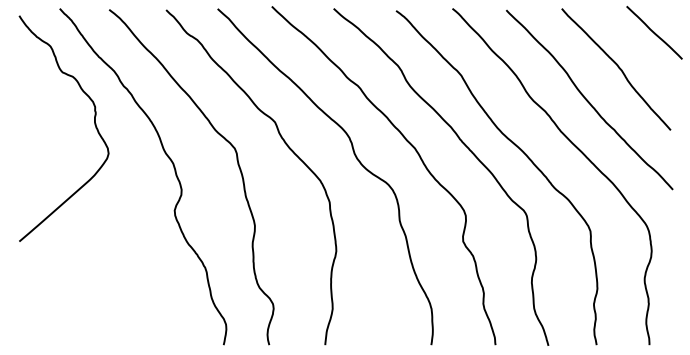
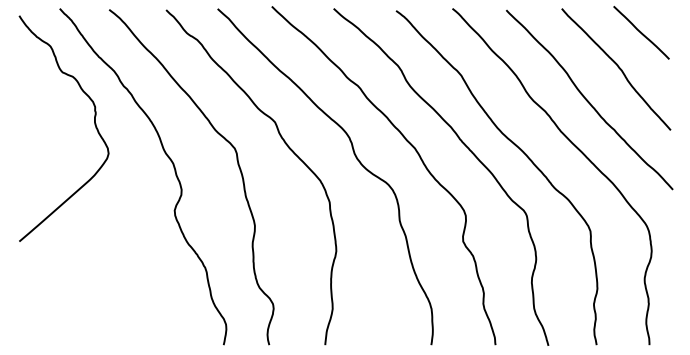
line position: (654, 32) -> (641, 32) (641, 32)
